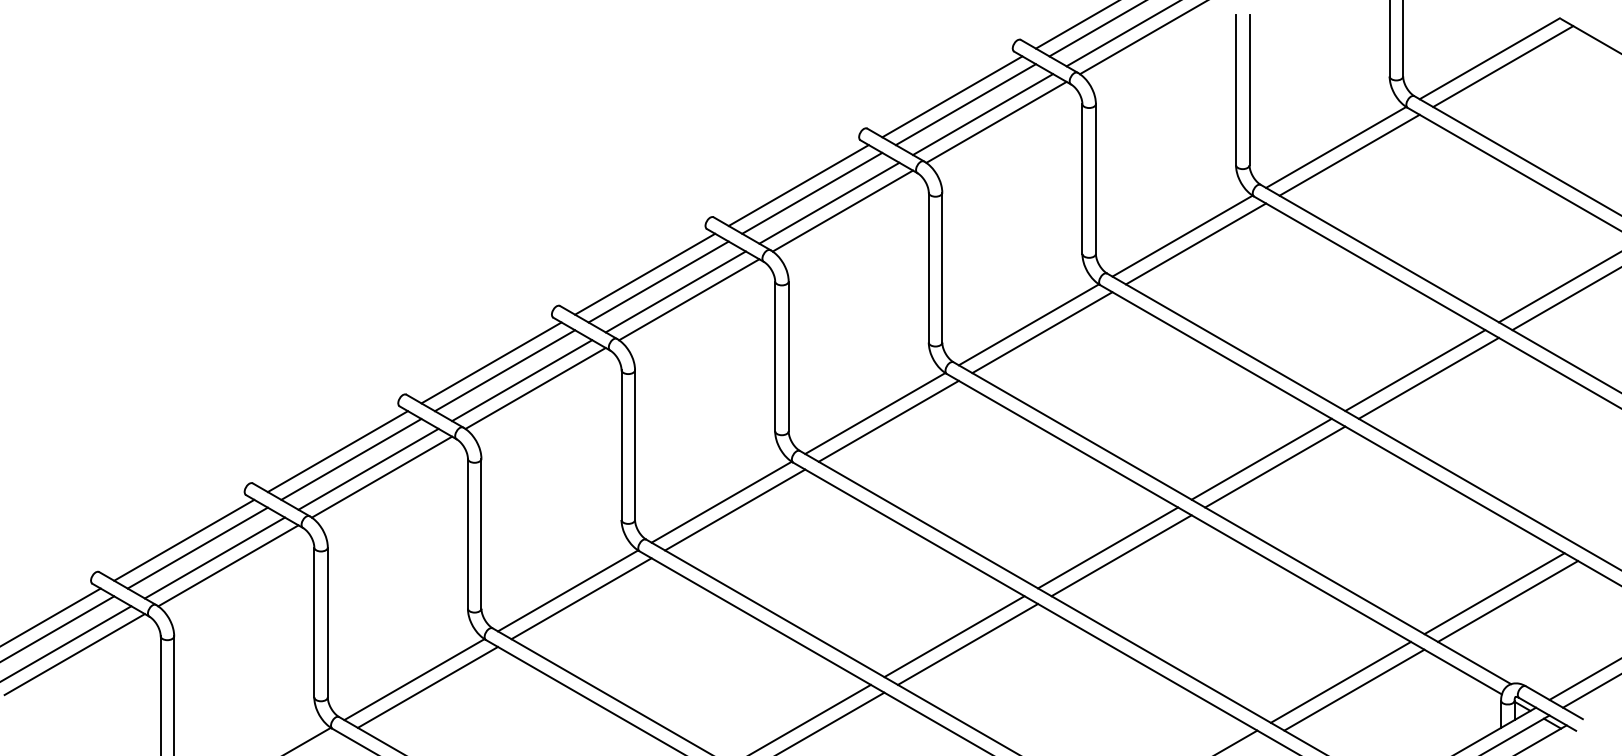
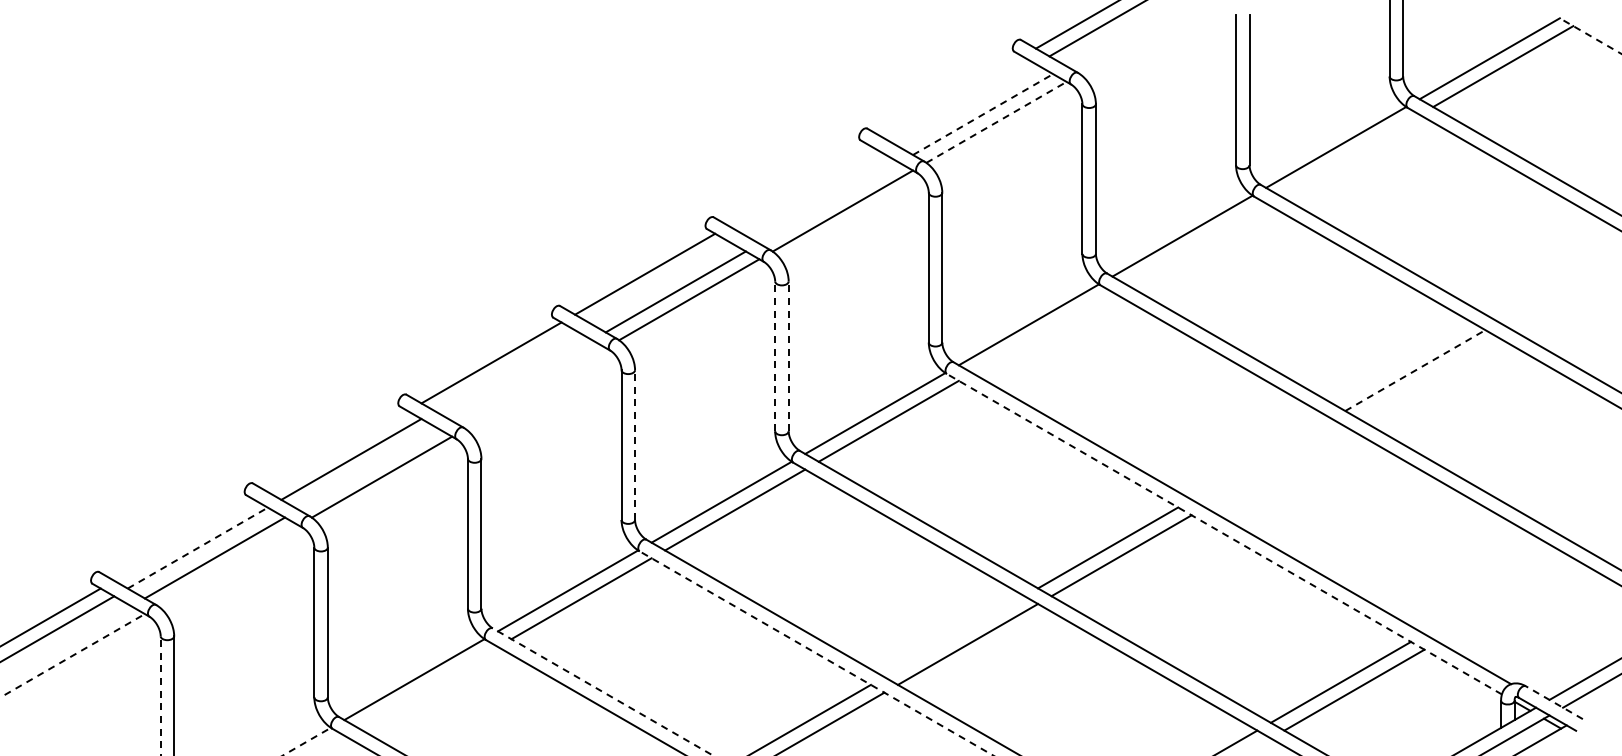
line: present -> none (1122, 34)
line: solid -> dashed (1591, 36)
line: present -> none (1142, 38)
line: present -> none (952, 96)
line: present -> none (965, 104)
line: solid -> dashed (983, 114)
line: solid -> dashed (996, 122)
line: present -> none (1349, 154)
line: present -> none (798, 185)
line: present -> none (812, 192)
line: present -> none (829, 202)
line: present -> none (1195, 243)
line: present -> none (658, 281)
line: present -> none (1558, 287)
line: present -> none (1565, 299)
line: present -> none (1042, 332)
line: solid -> dashed (775, 356)
line: solid -> dashed (788, 356)
line: present -> none (504, 370)
line: solid -> dashed (1415, 370)
line: present -> none (1428, 377)
line: present -> none (522, 380)
line: present -> none (535, 387)
line: solid -> dashed (635, 445)
line: present -> none (337, 451)
line: present -> none (1261, 458)
line: present -> none (1275, 466)
line: present -> none (368, 468)
line: solid -> dashed (1223, 533)
line: present -> none (184, 539)
line: solid -> dashed (197, 548)
line: present -> none (228, 565)
line: present -> none (1494, 593)
line: present -> none (1508, 601)
line: present -> none (954, 636)
line: present -> none (66, 643)
line: solid -> dashed (816, 653)
line: solid -> dashed (74, 654)
line: present -> none (427, 686)
line: solid -> dashed (602, 691)
line: solid -> dashed (160, 695)
line: solid -> dashed (1554, 702)
line: solid -> dashed (306, 741)
